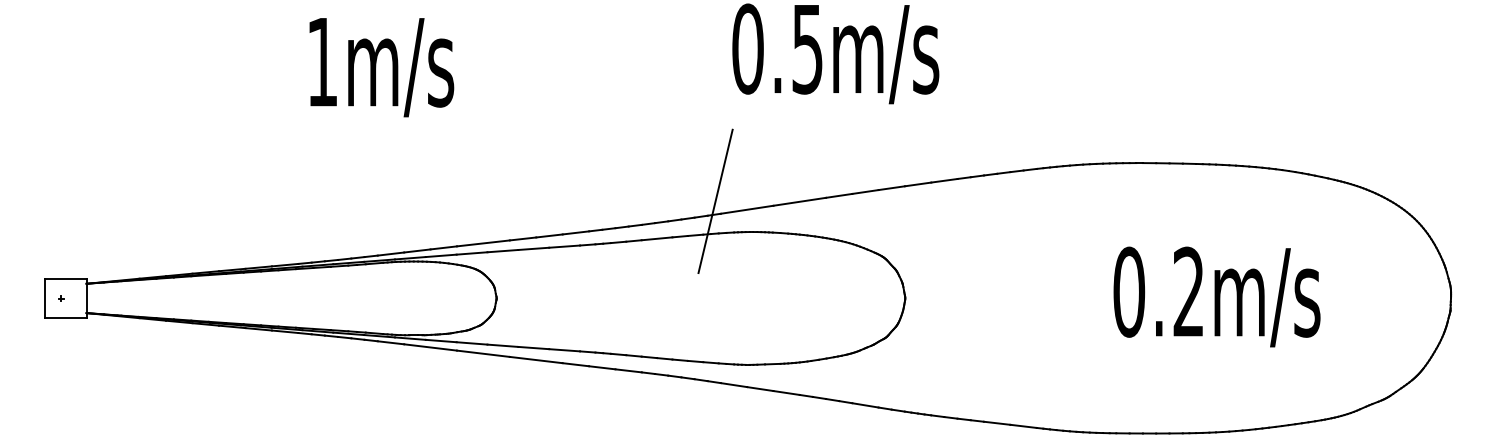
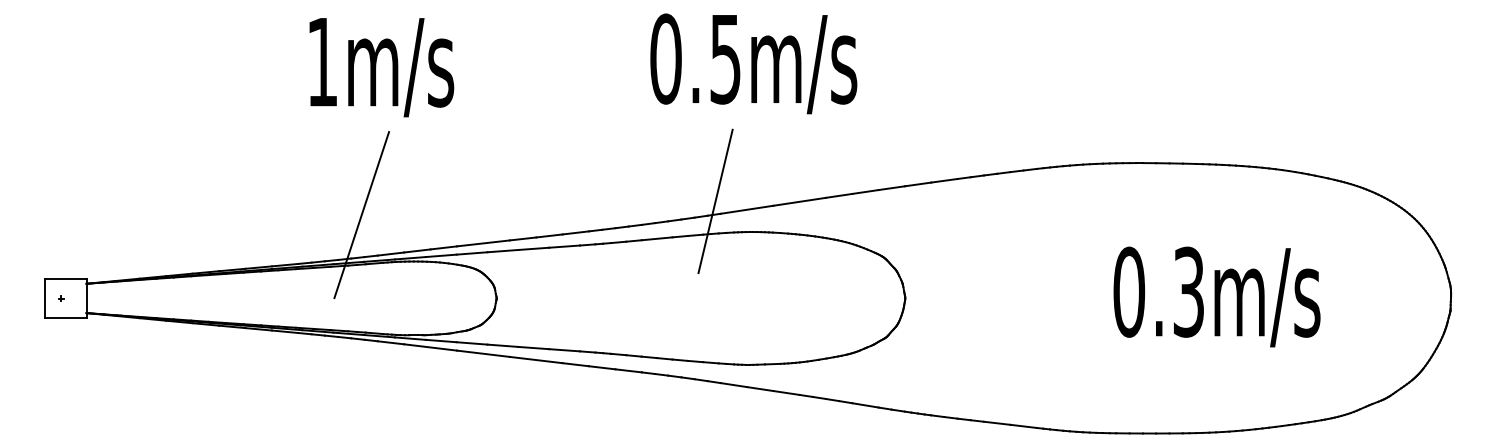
text position: (835, 53) -> (753, 63) (753, 63)
line: none -> present (361, 215)
text: 0.2m/s -> 0.3m/s (1188, 291)
